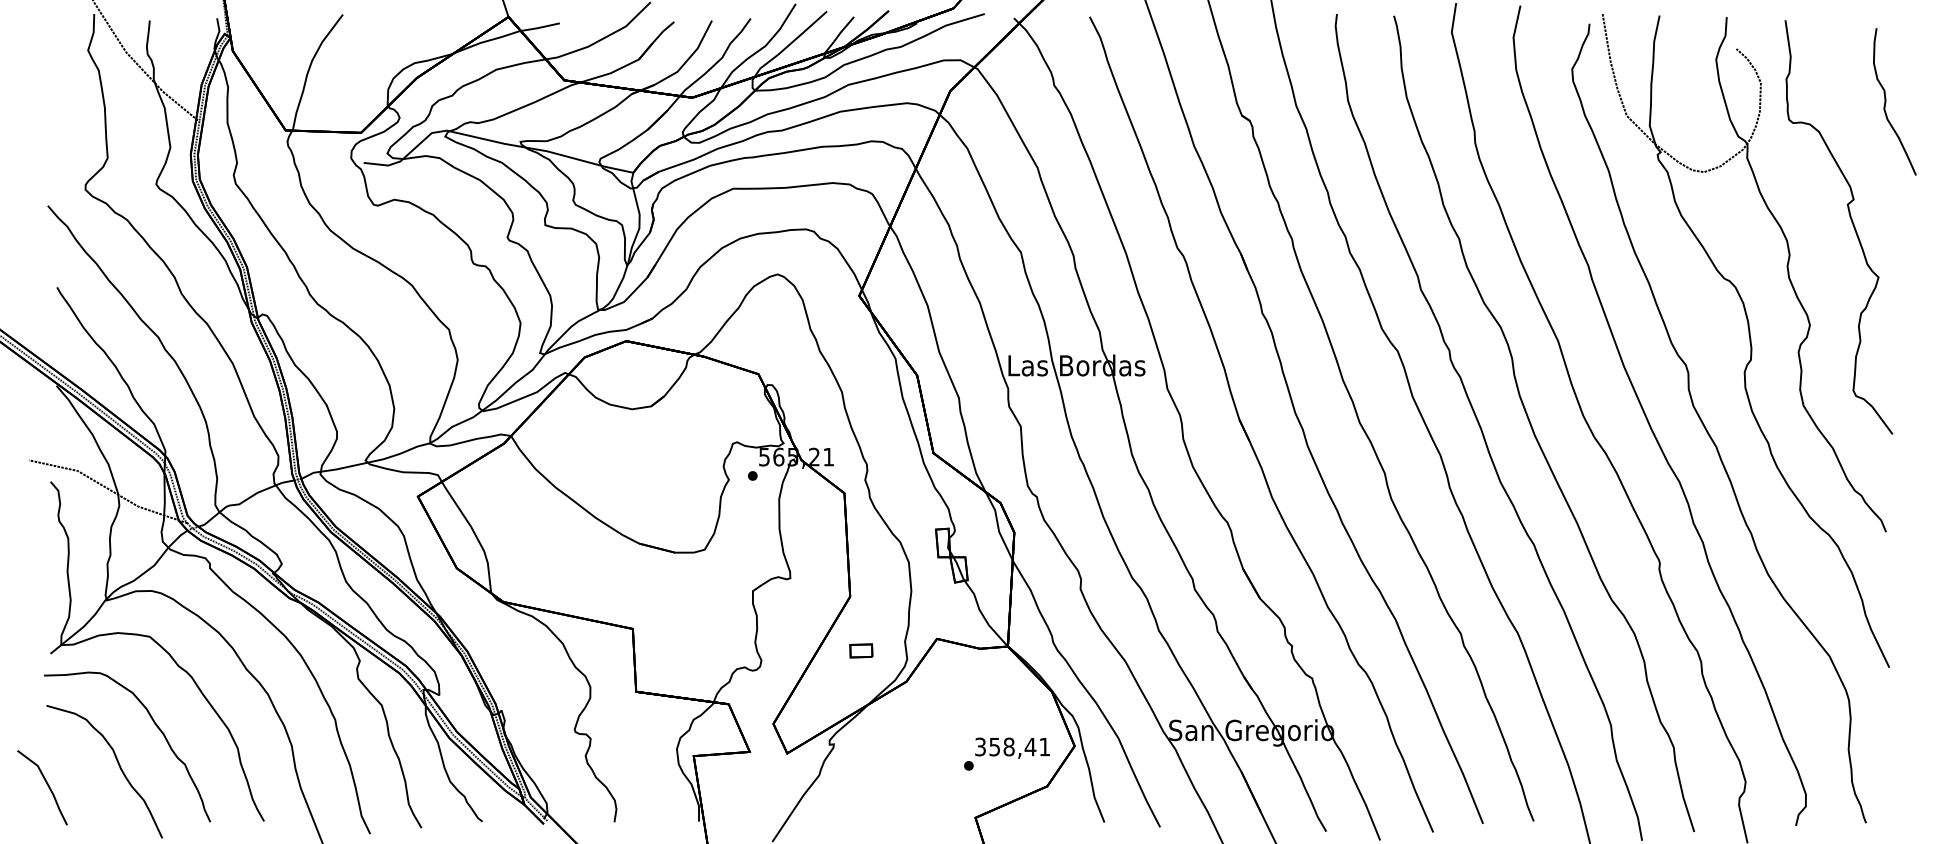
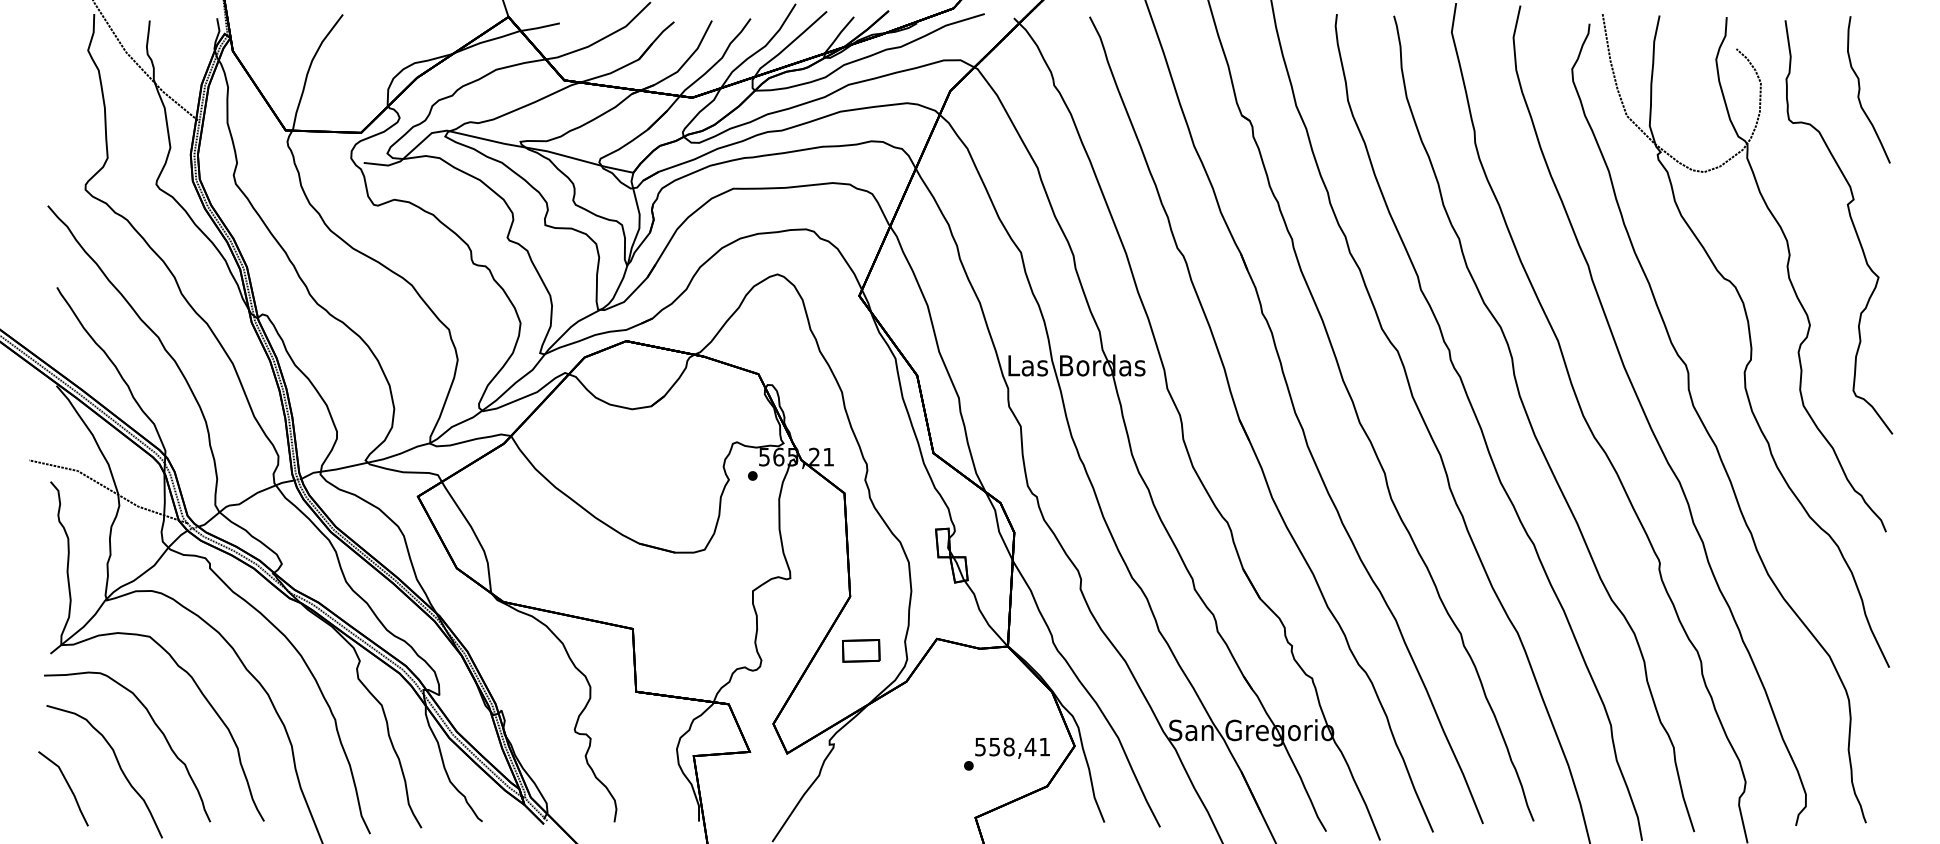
curve position: (1886, 101) -> (1860, 89) (1860, 89)
part size: 25x16 px -> 39x24 px (861, 650)
text: 358,41 -> 558,41 (980, 746)
line position: (46, 784) -> (67, 785) (67, 785)
